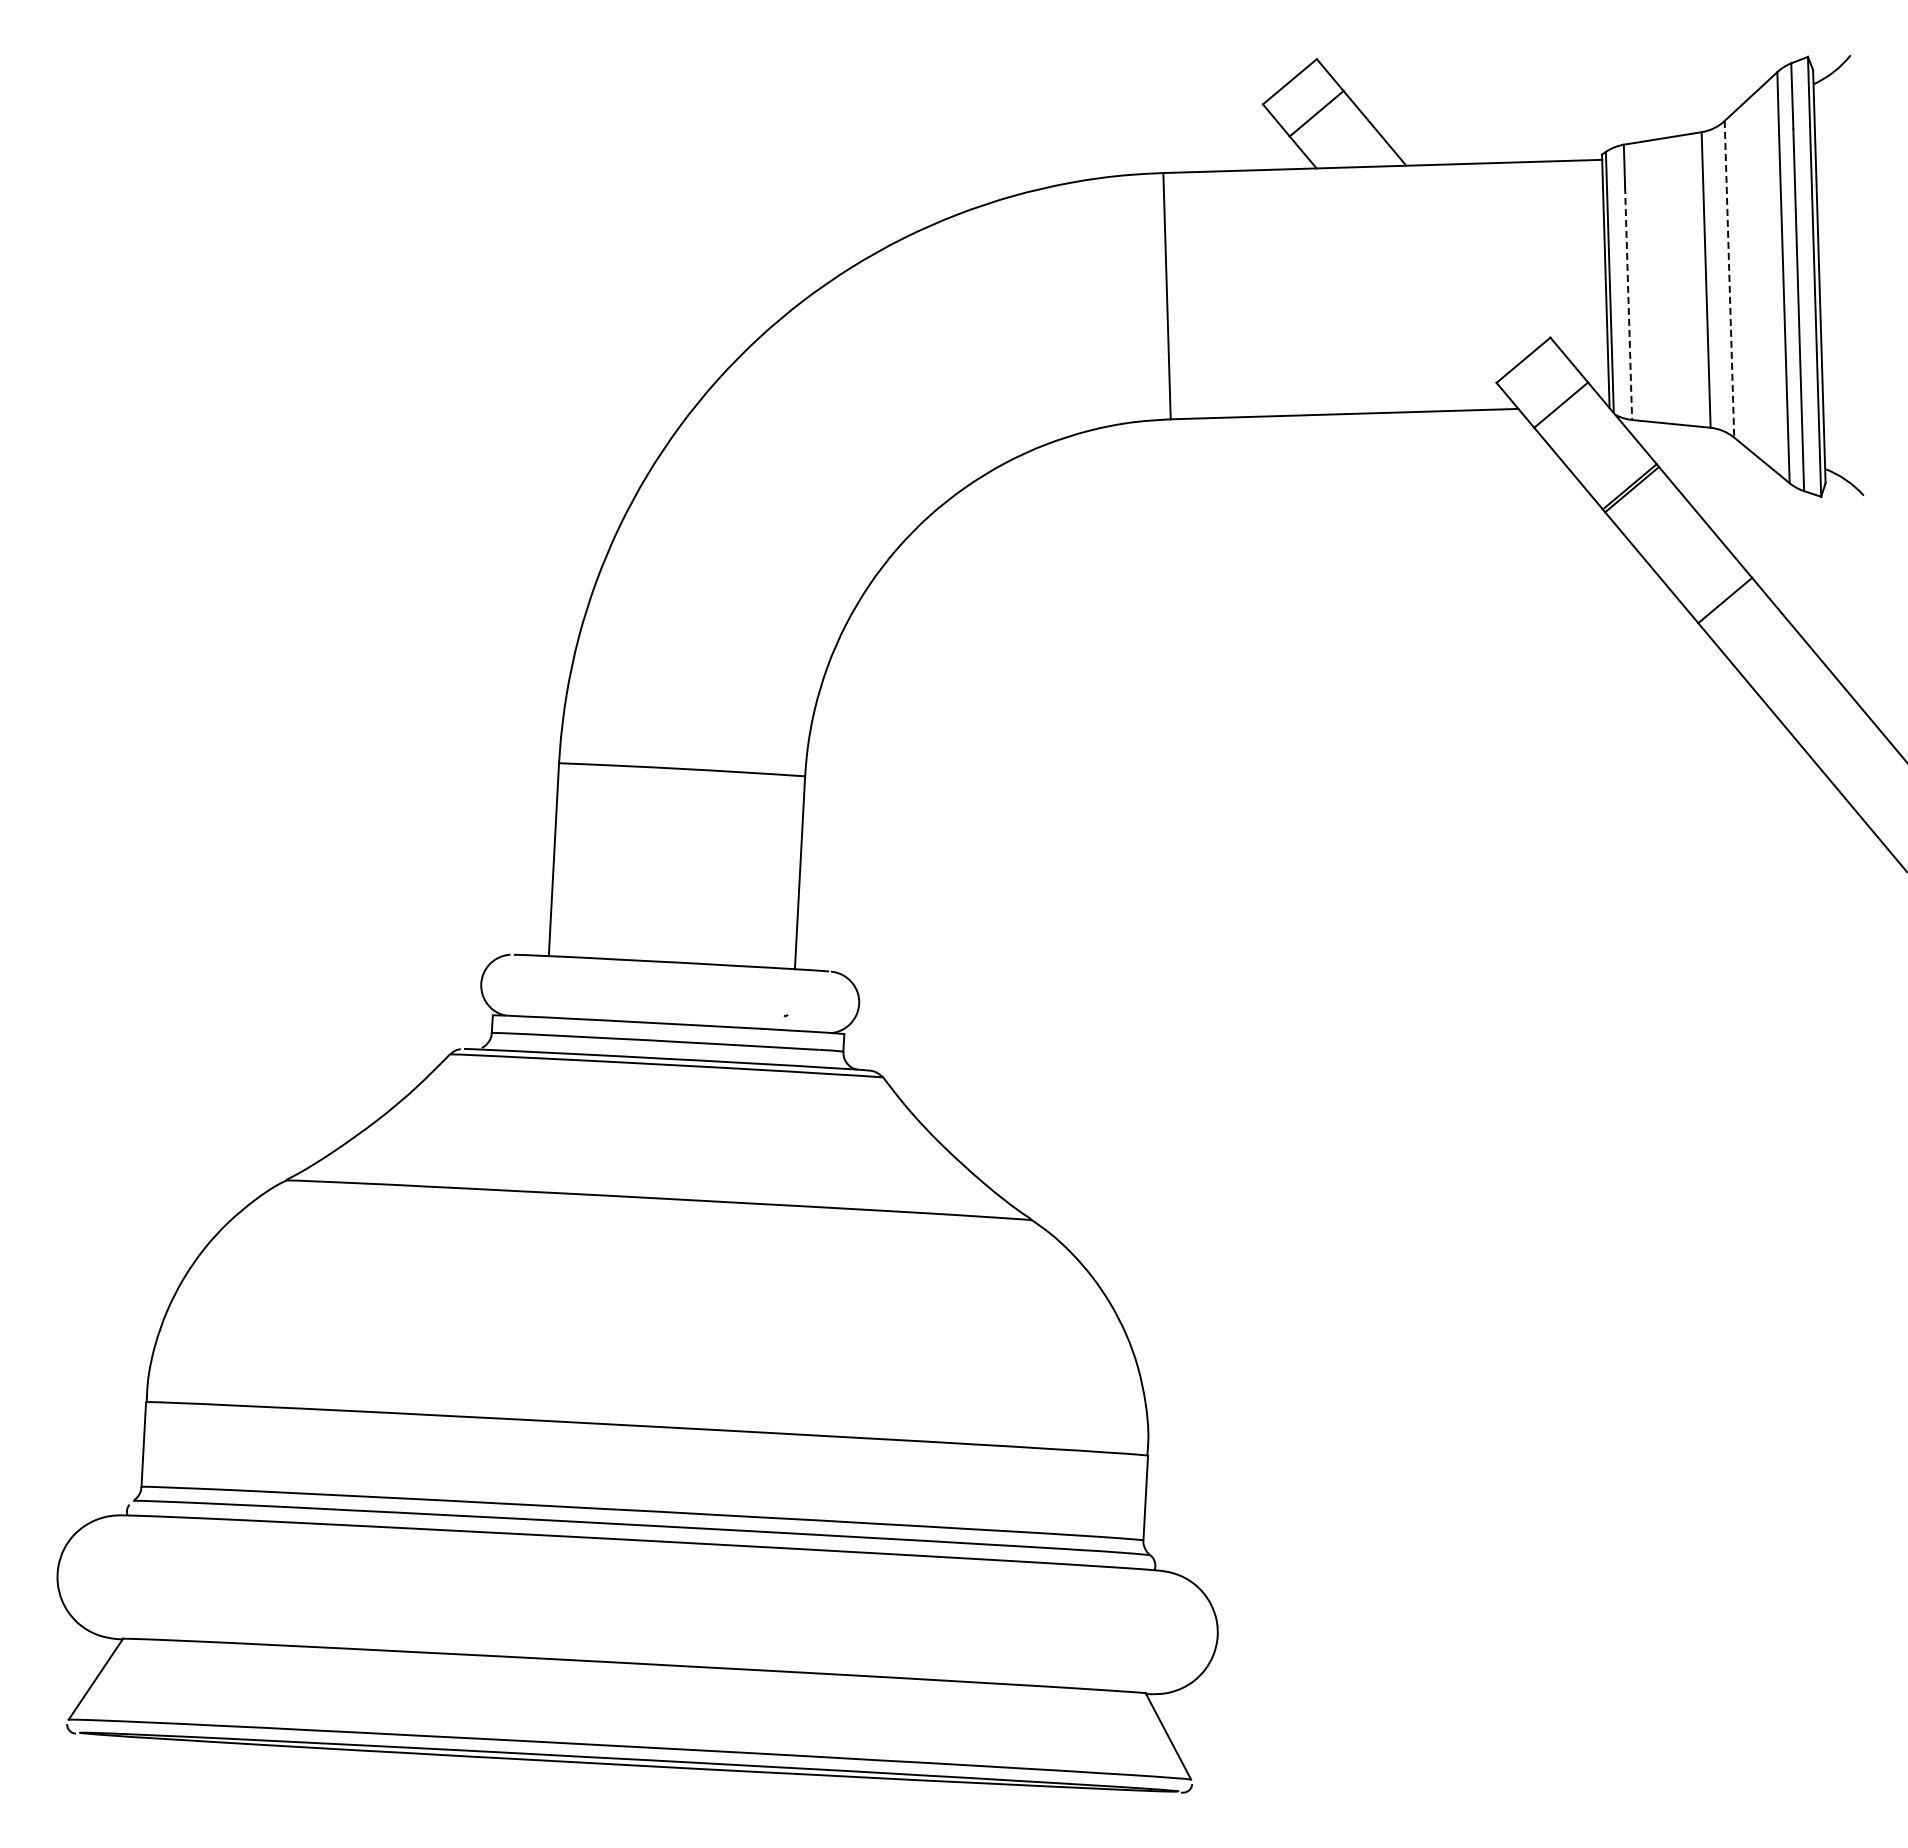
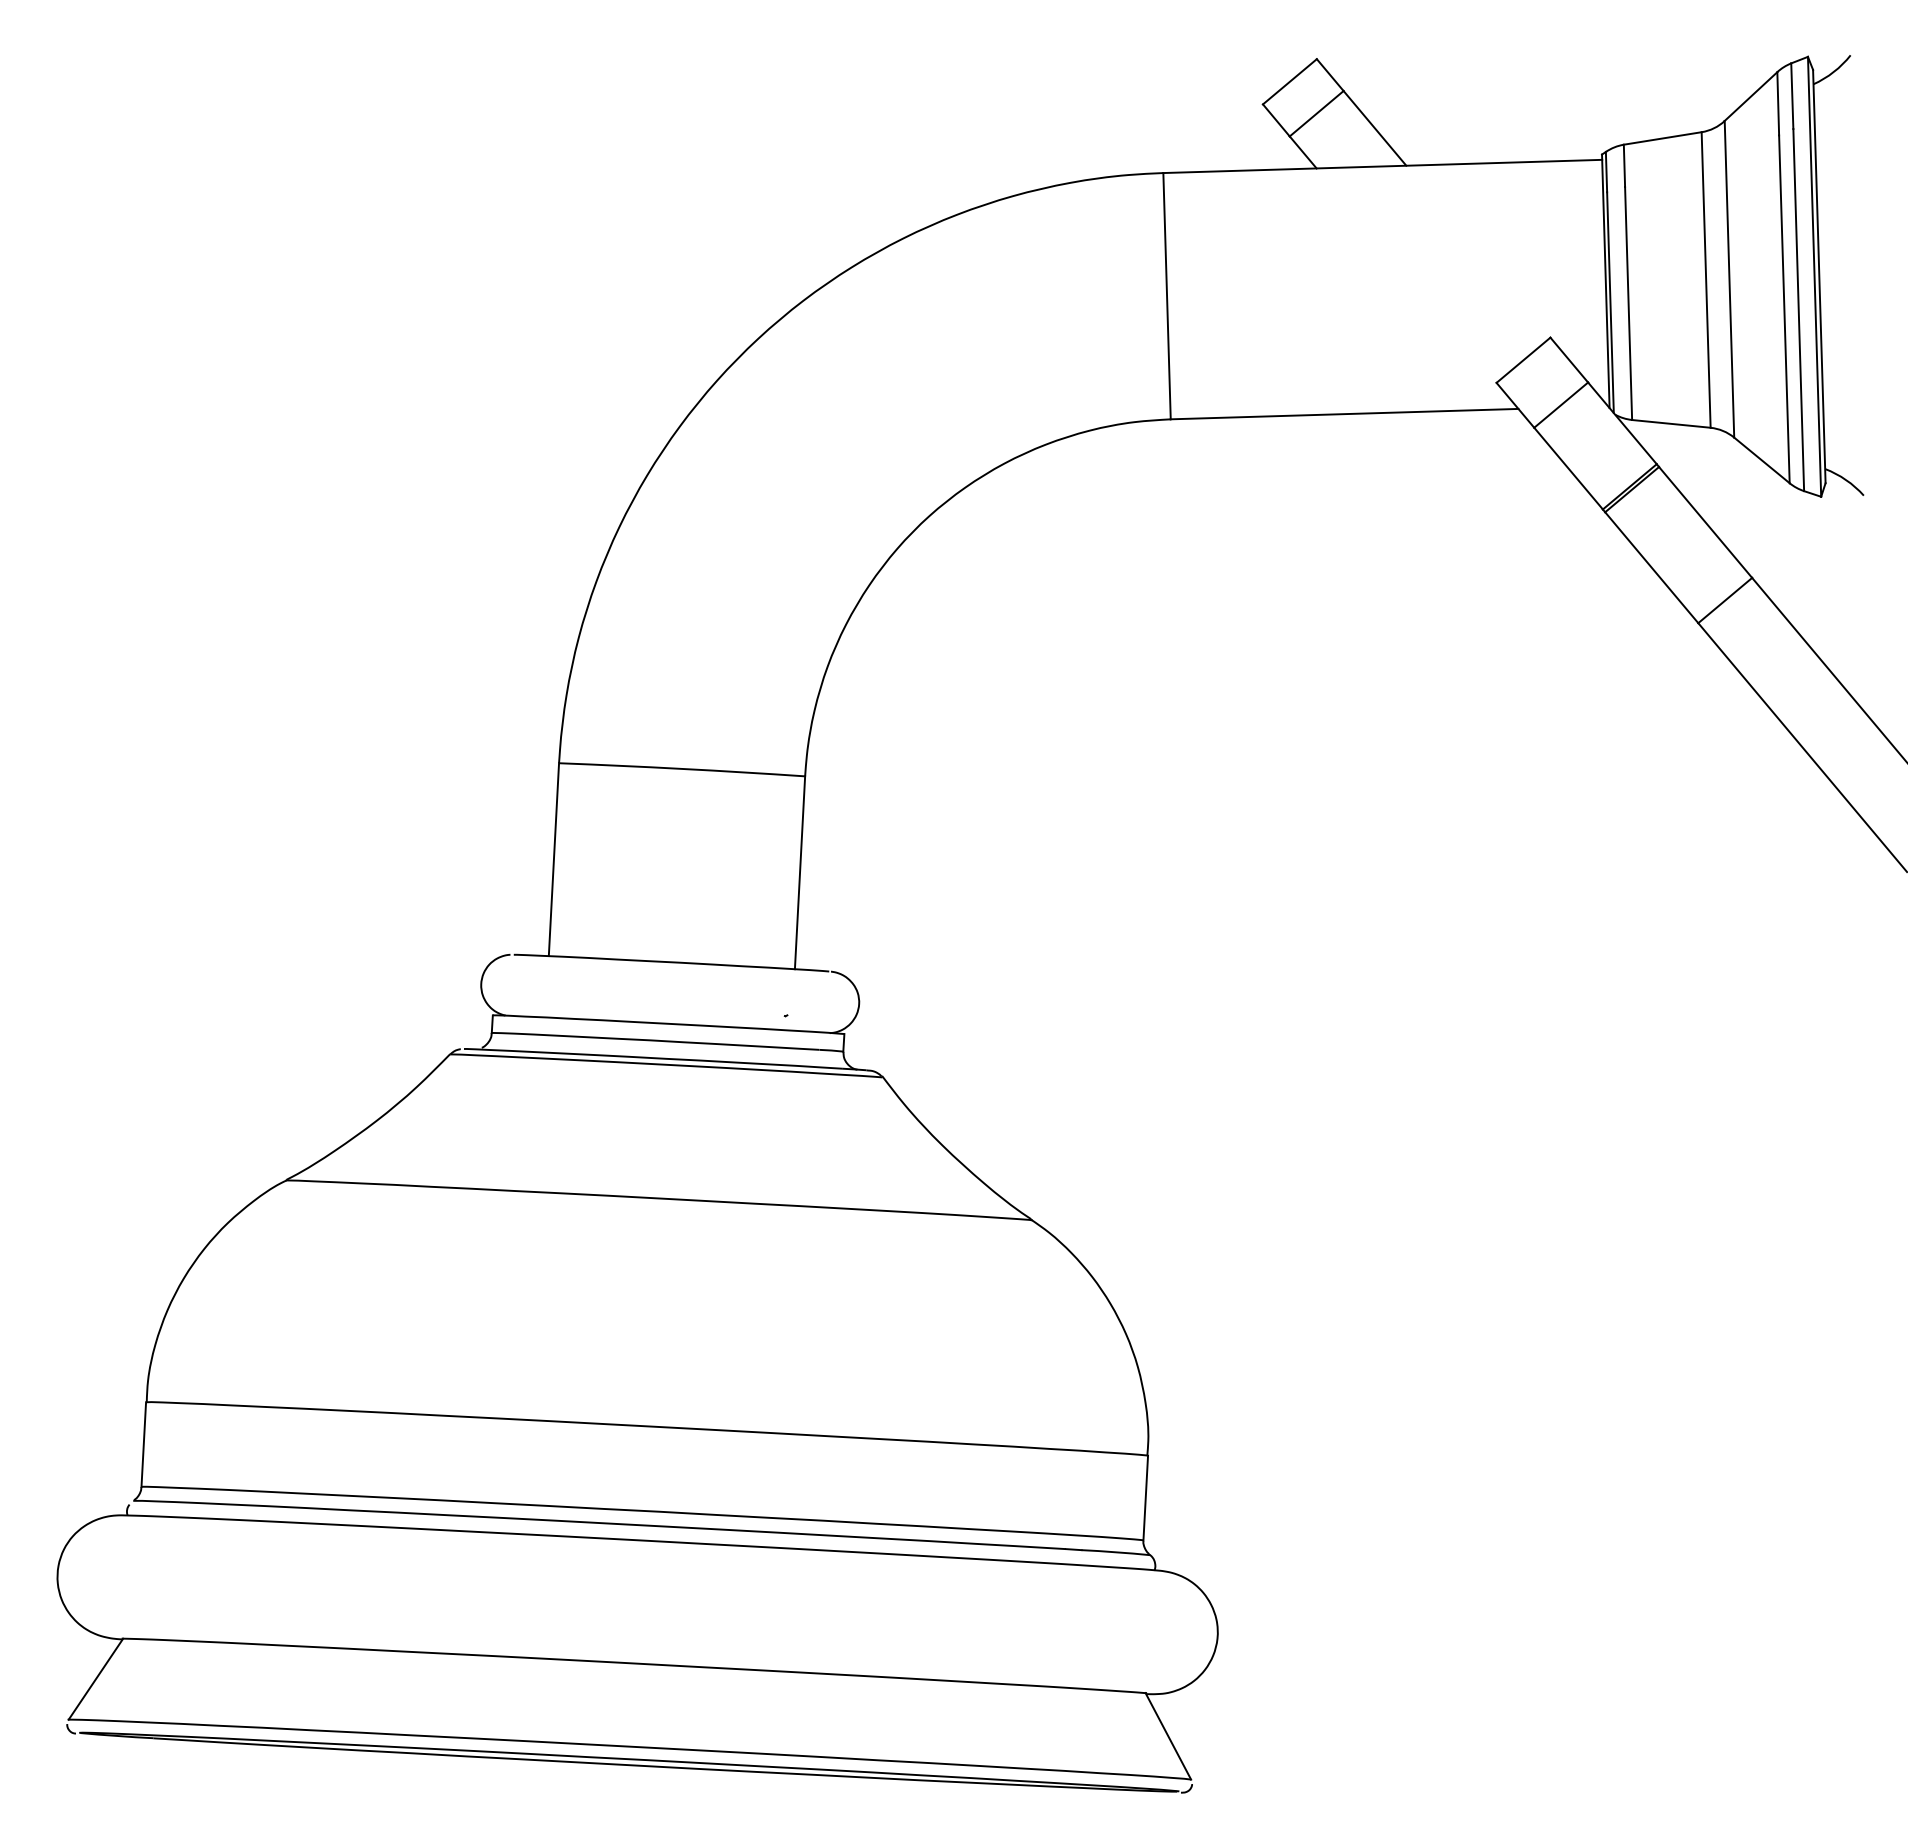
line: dashed -> solid (1729, 279)
line: dashed -> solid (1628, 303)
